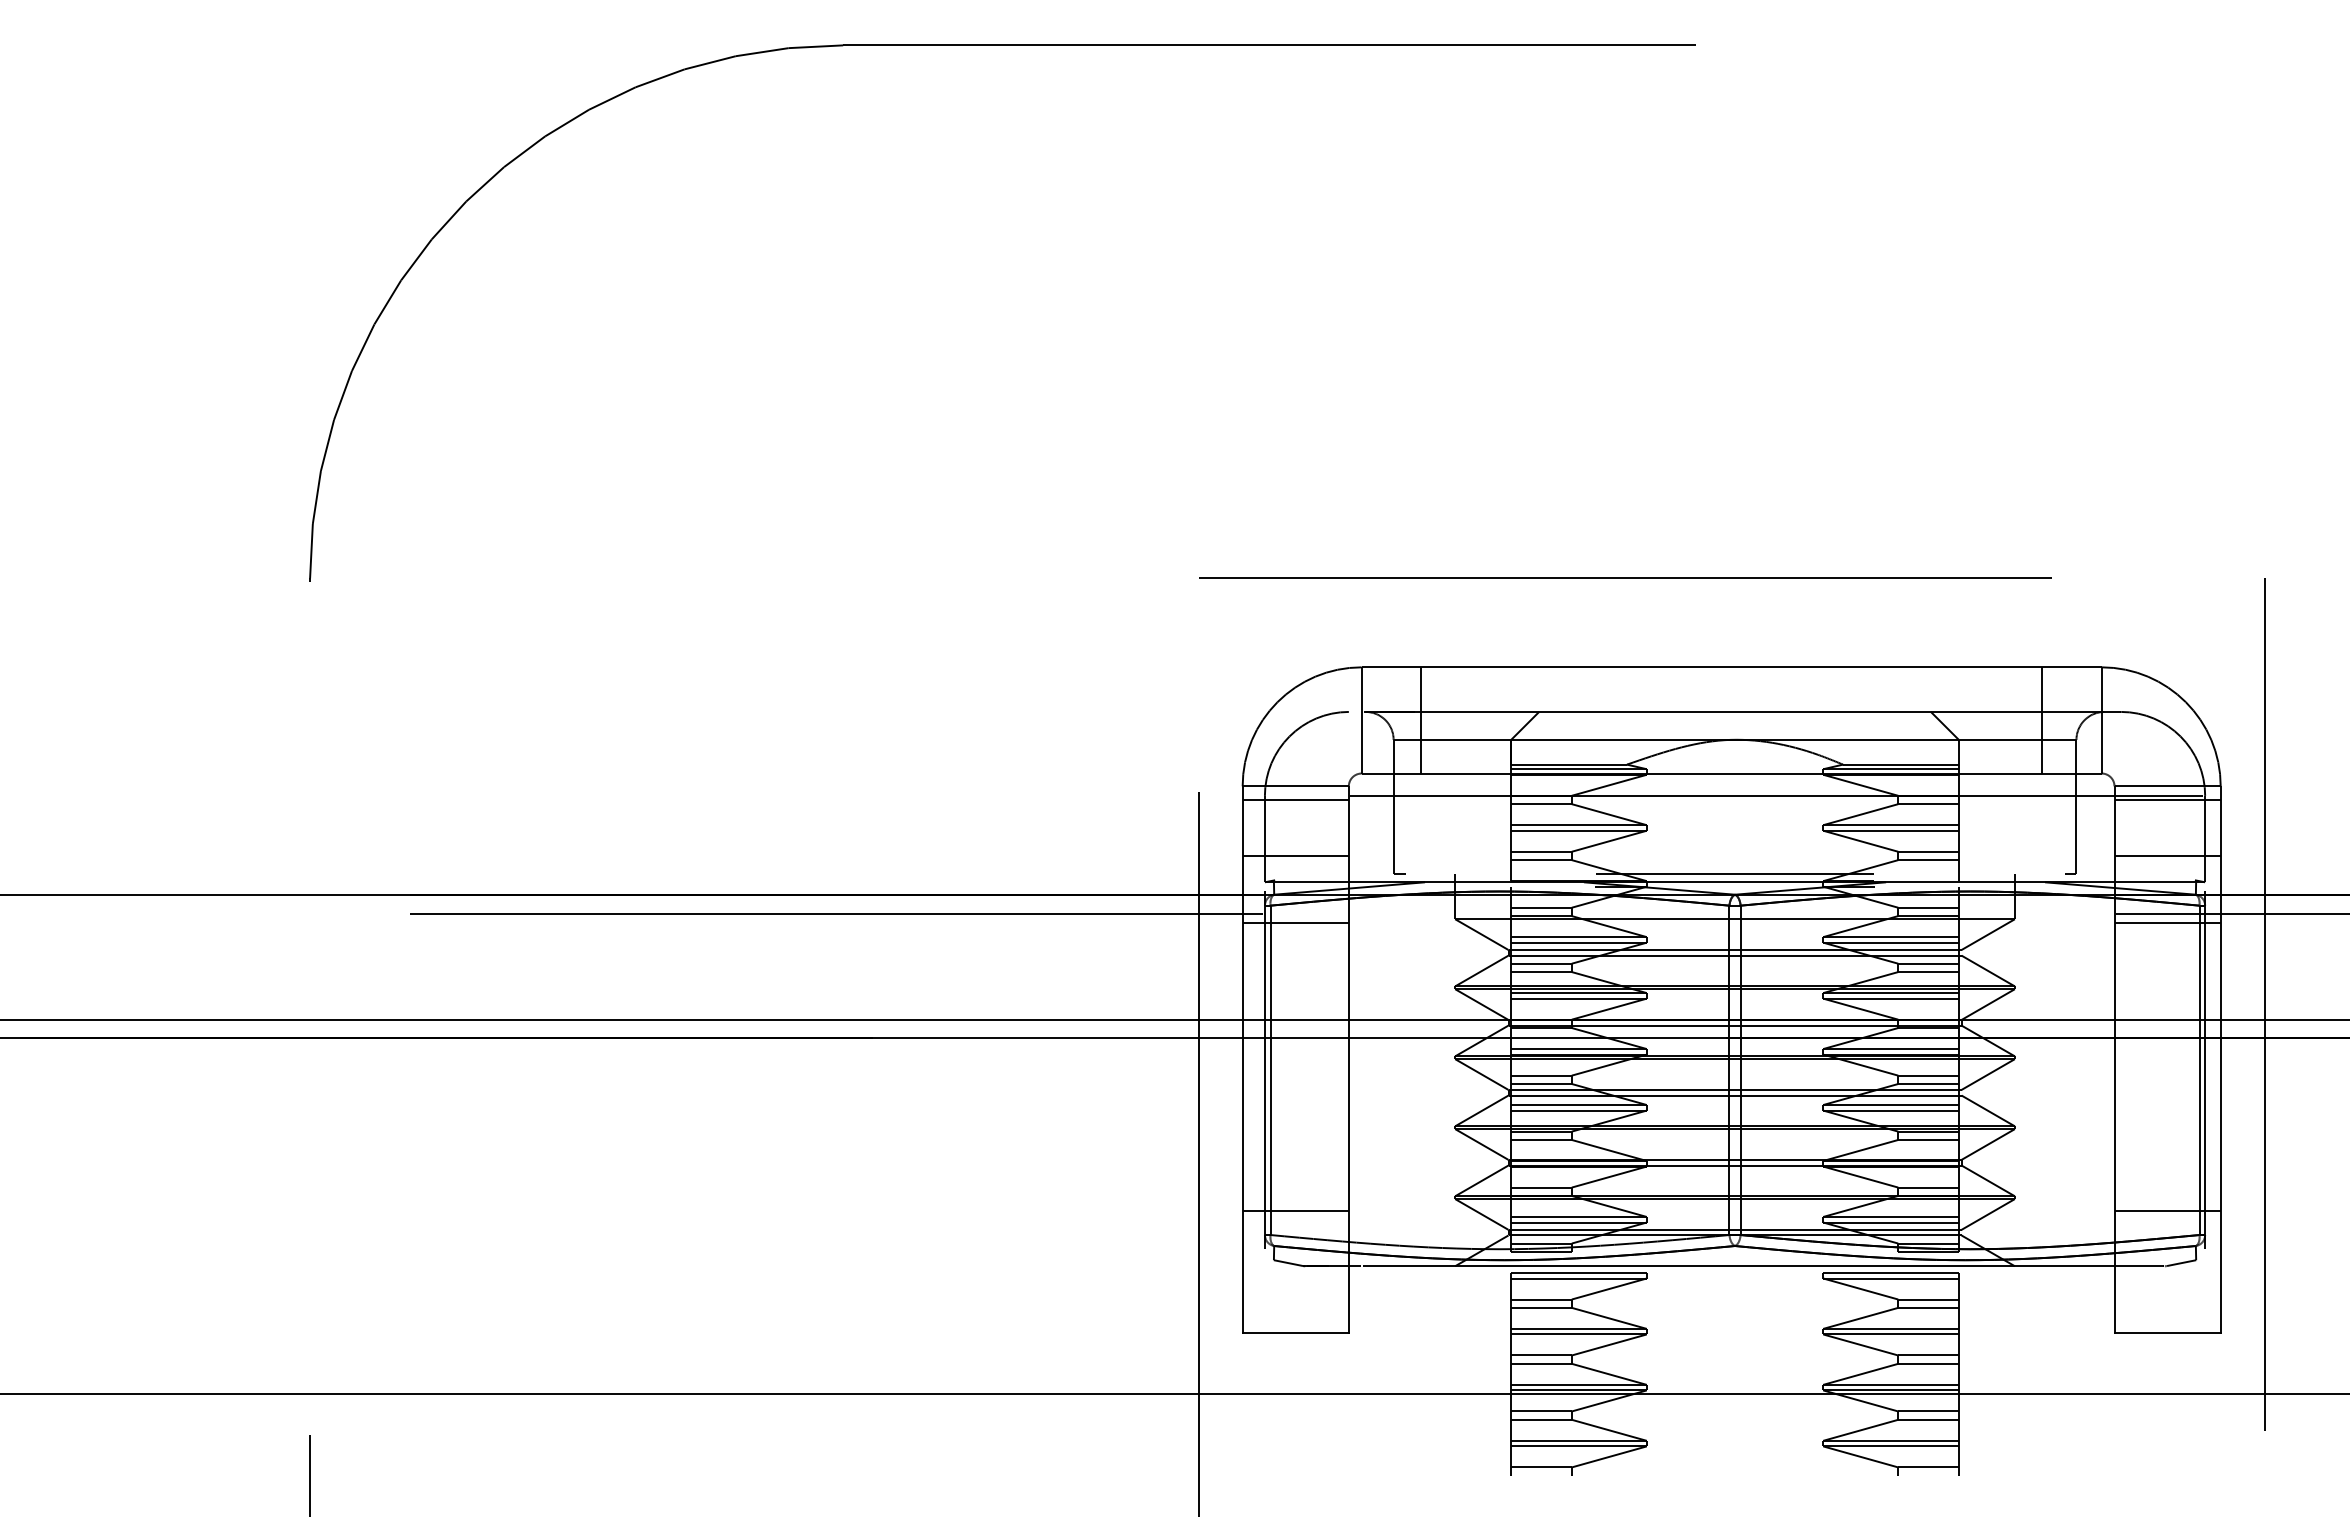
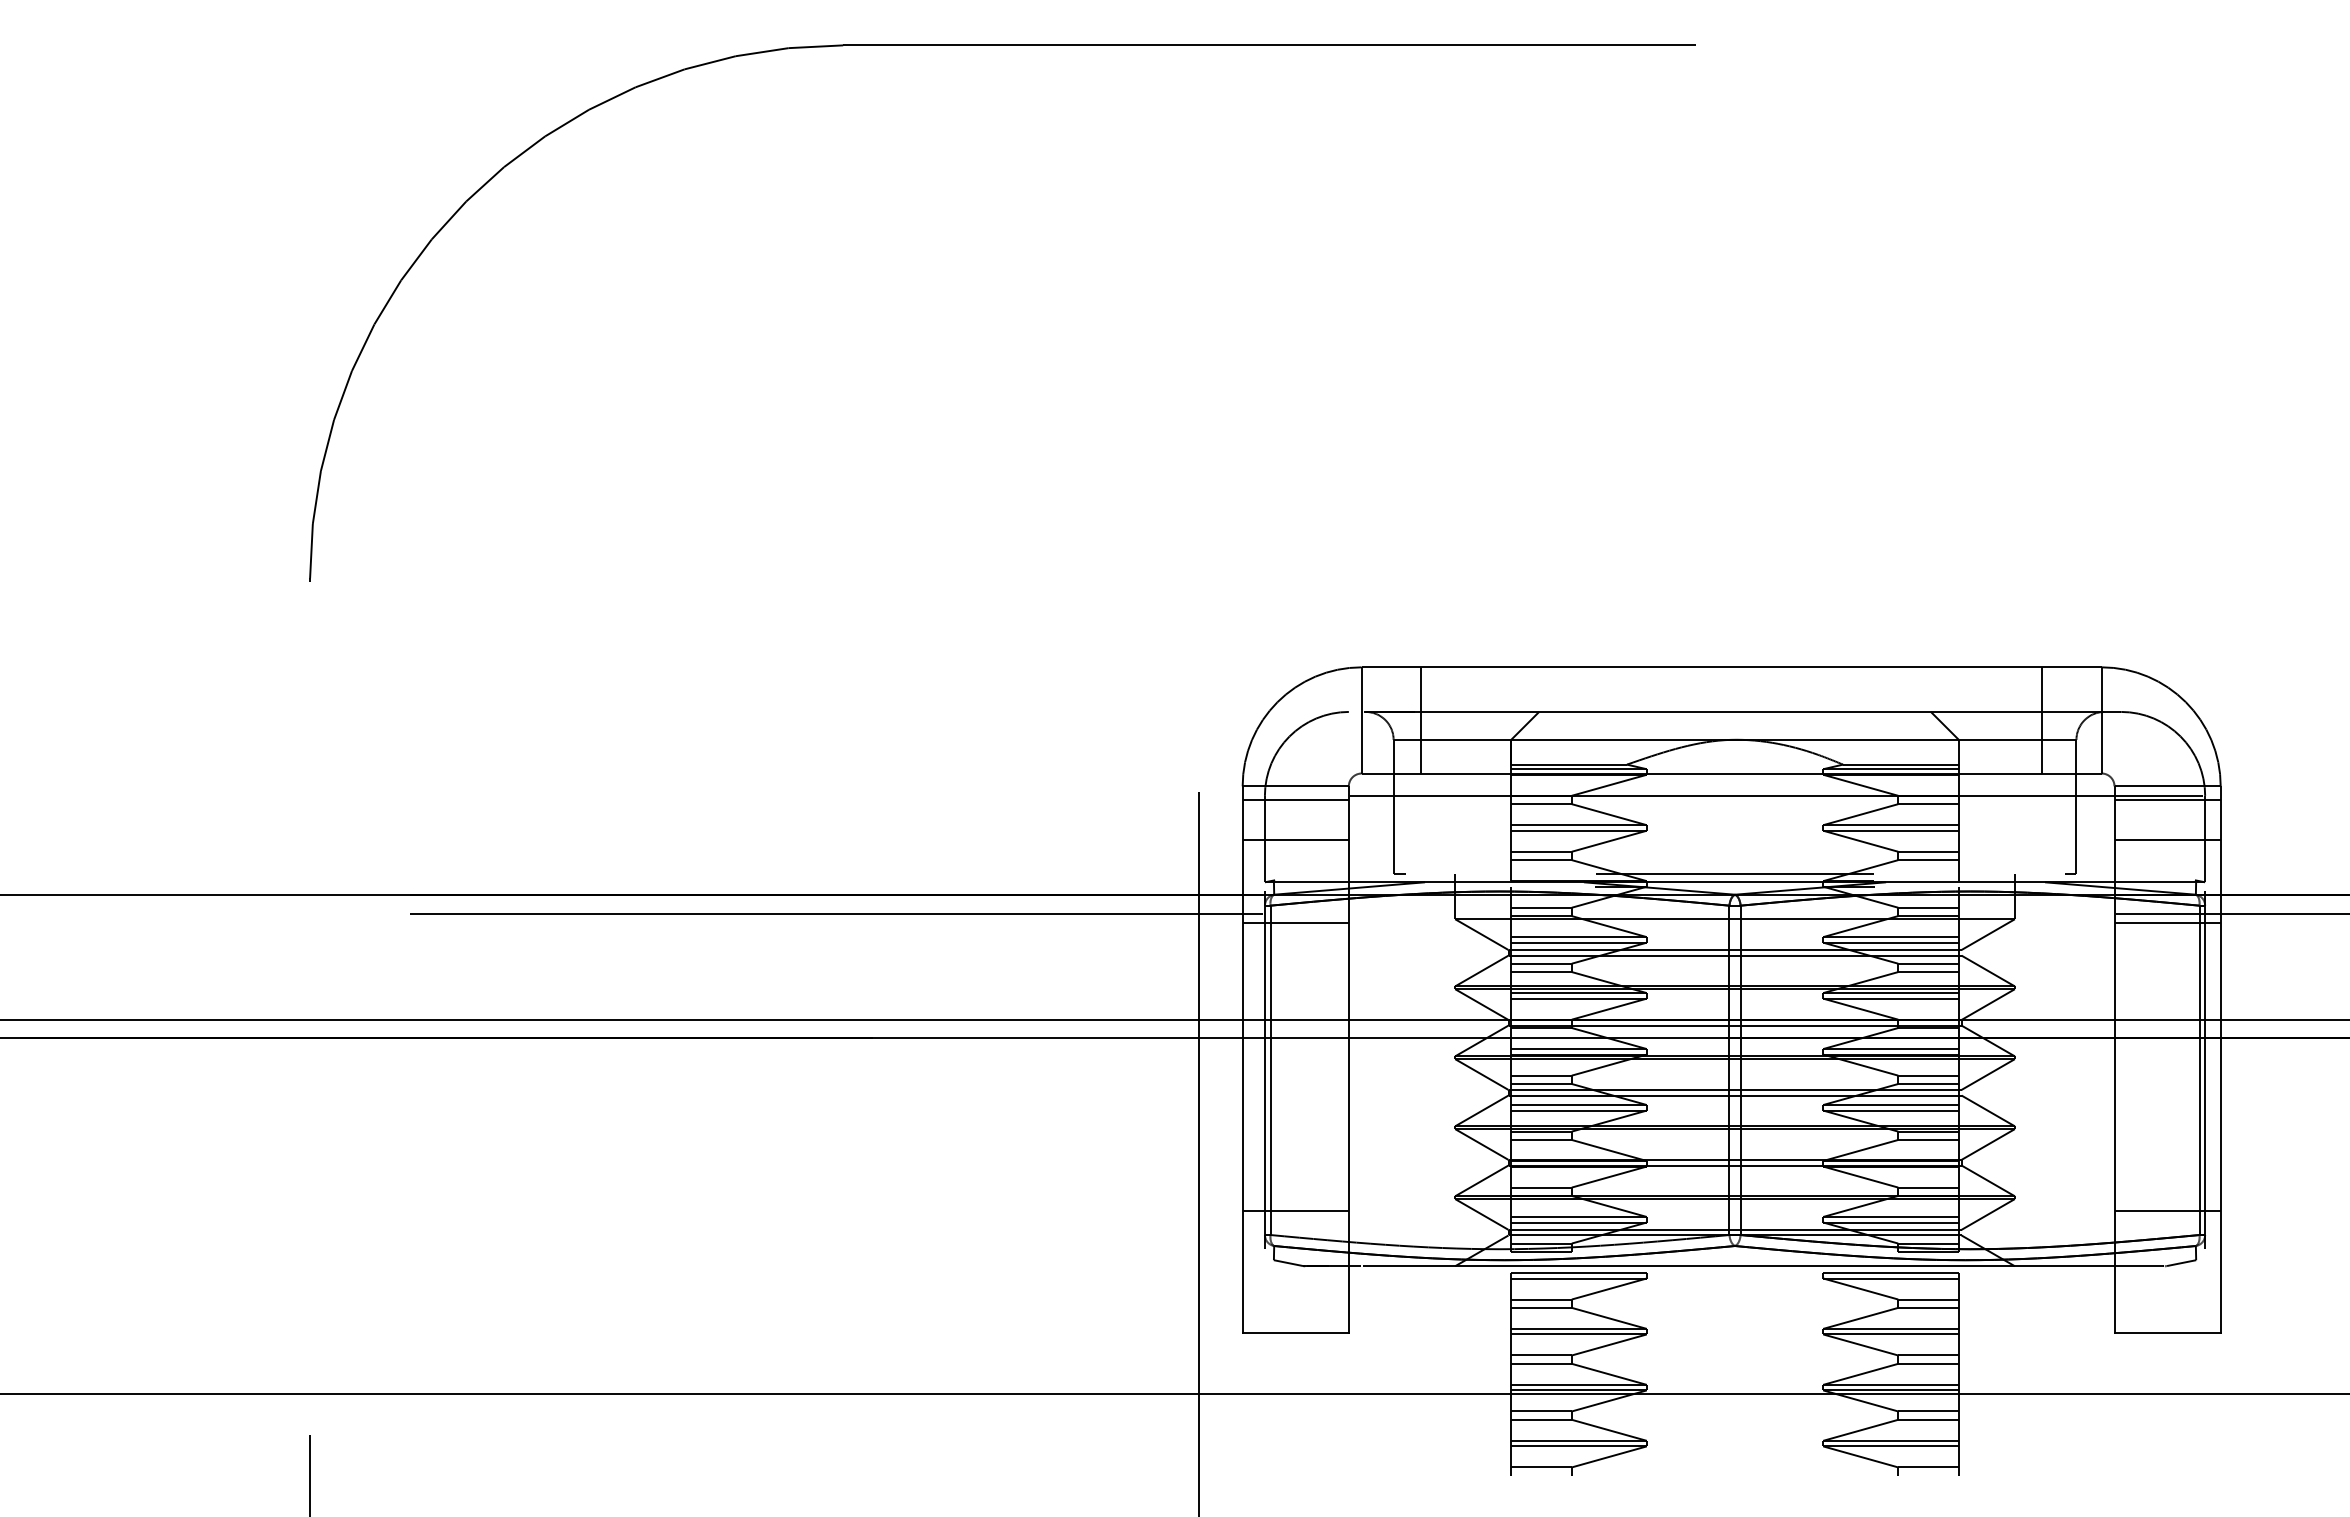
line: present -> none (1625, 577)
line position: (1295, 856) -> (1295, 840) (1295, 840)
line position: (2167, 856) -> (2167, 840) (2167, 840)
line: present -> none (2264, 1045)
